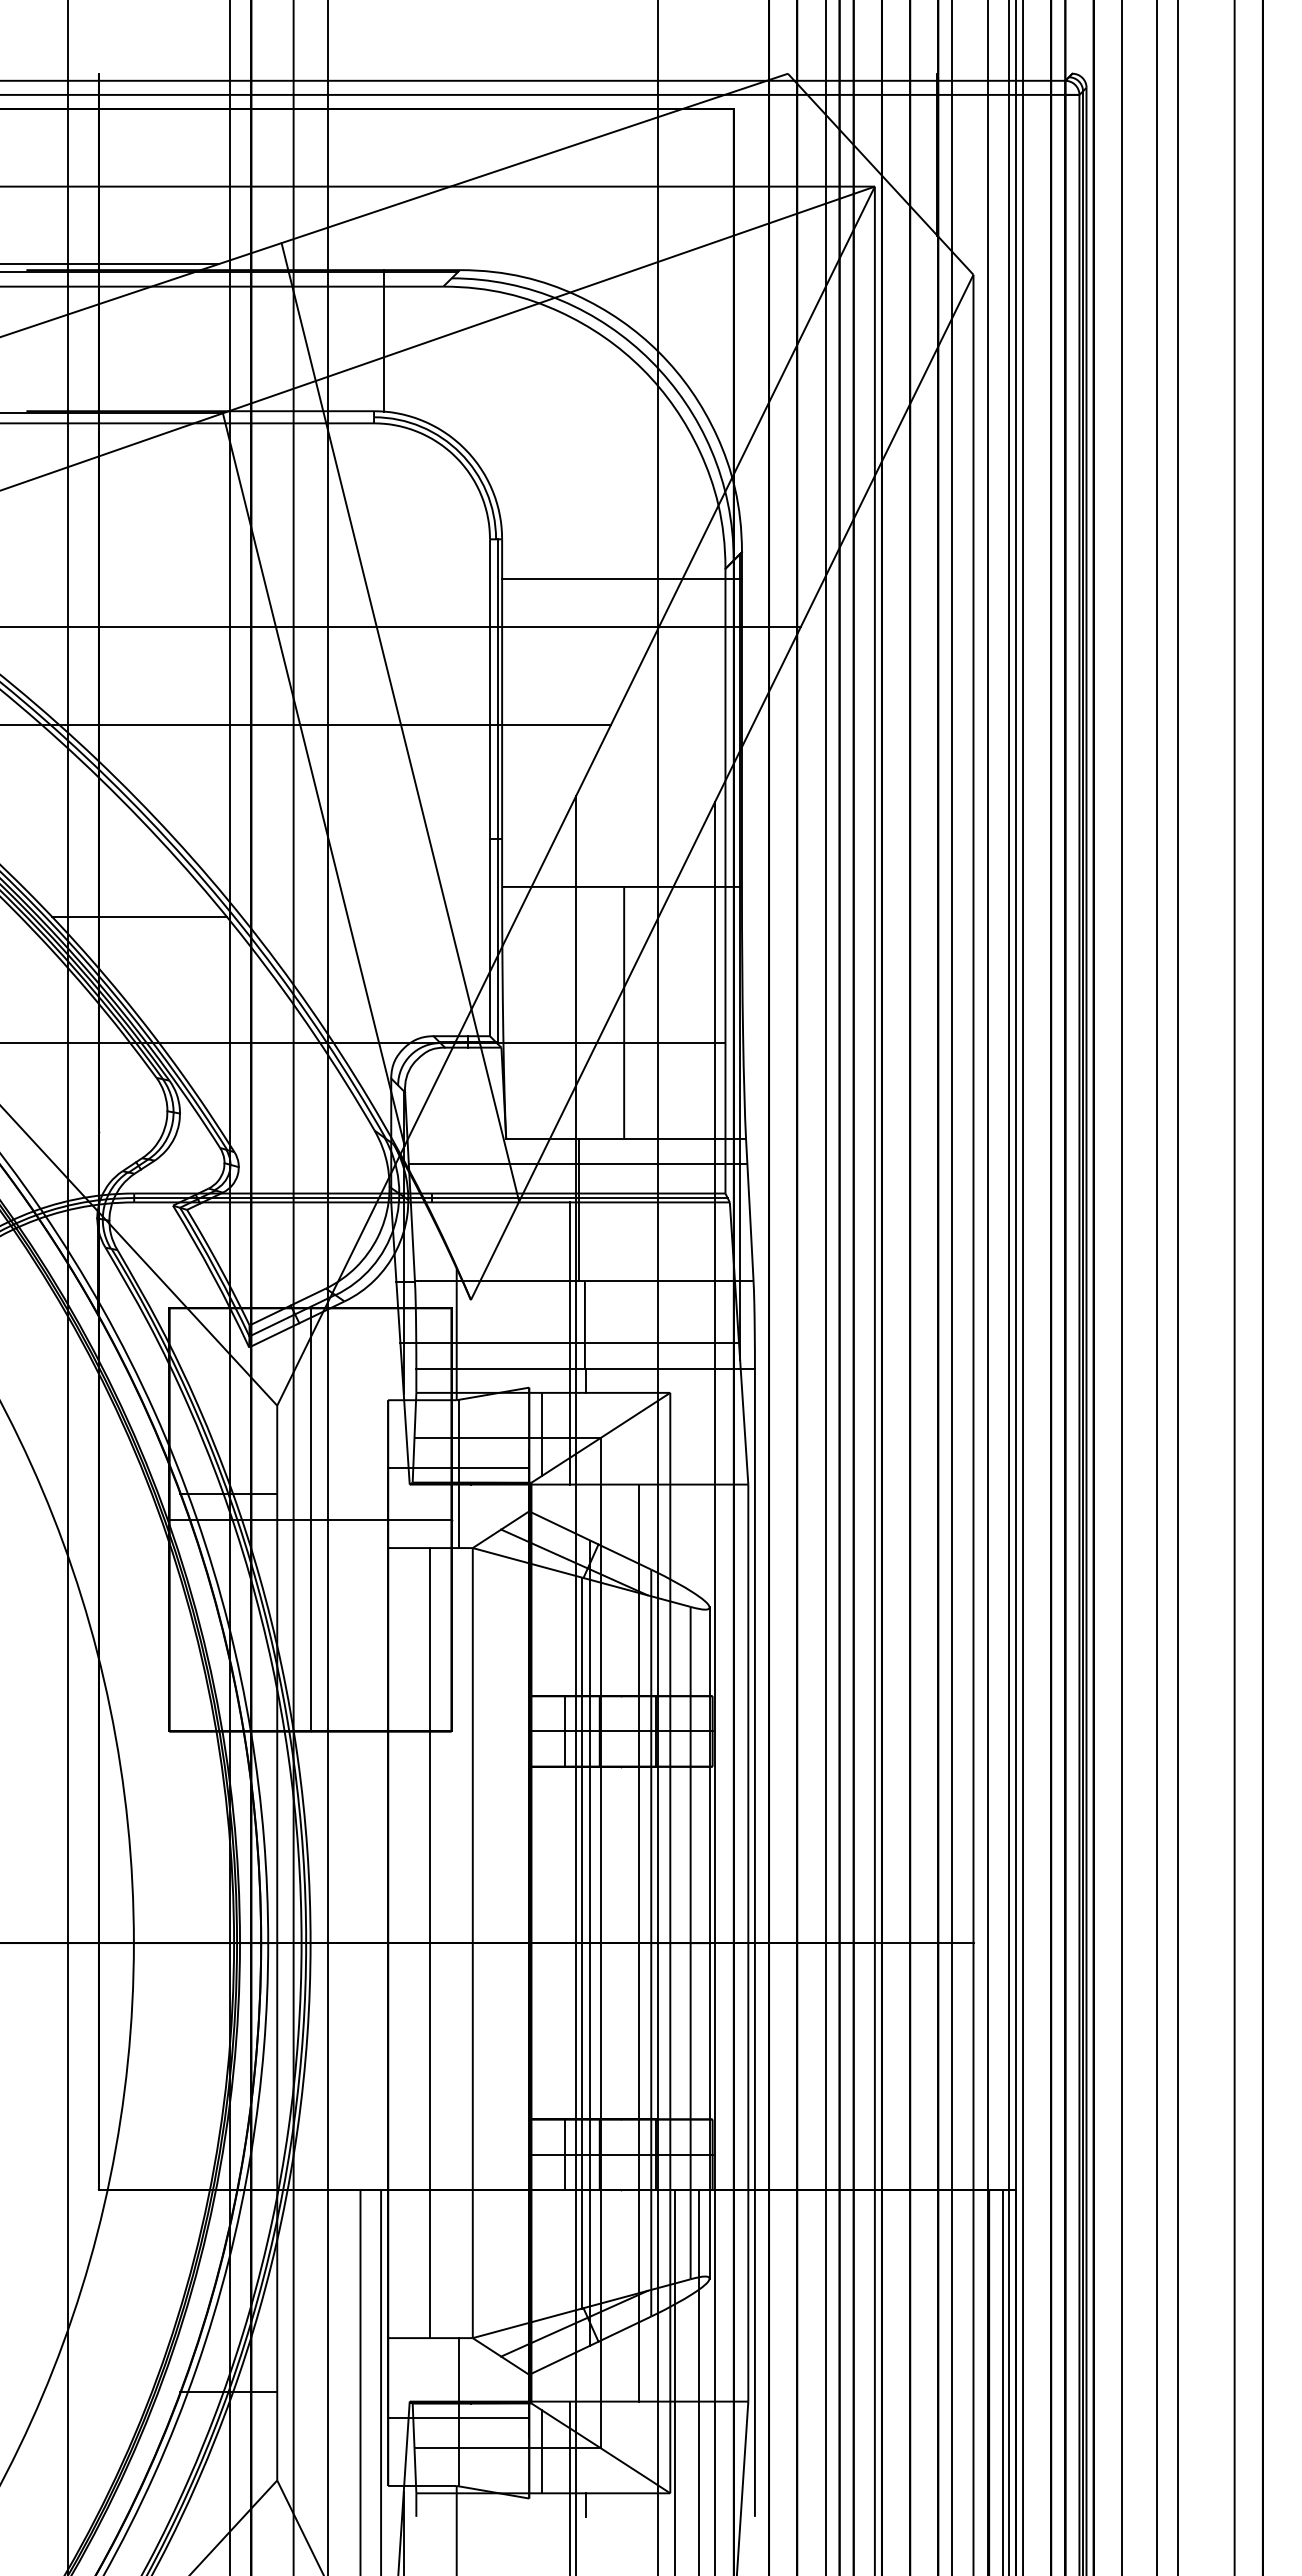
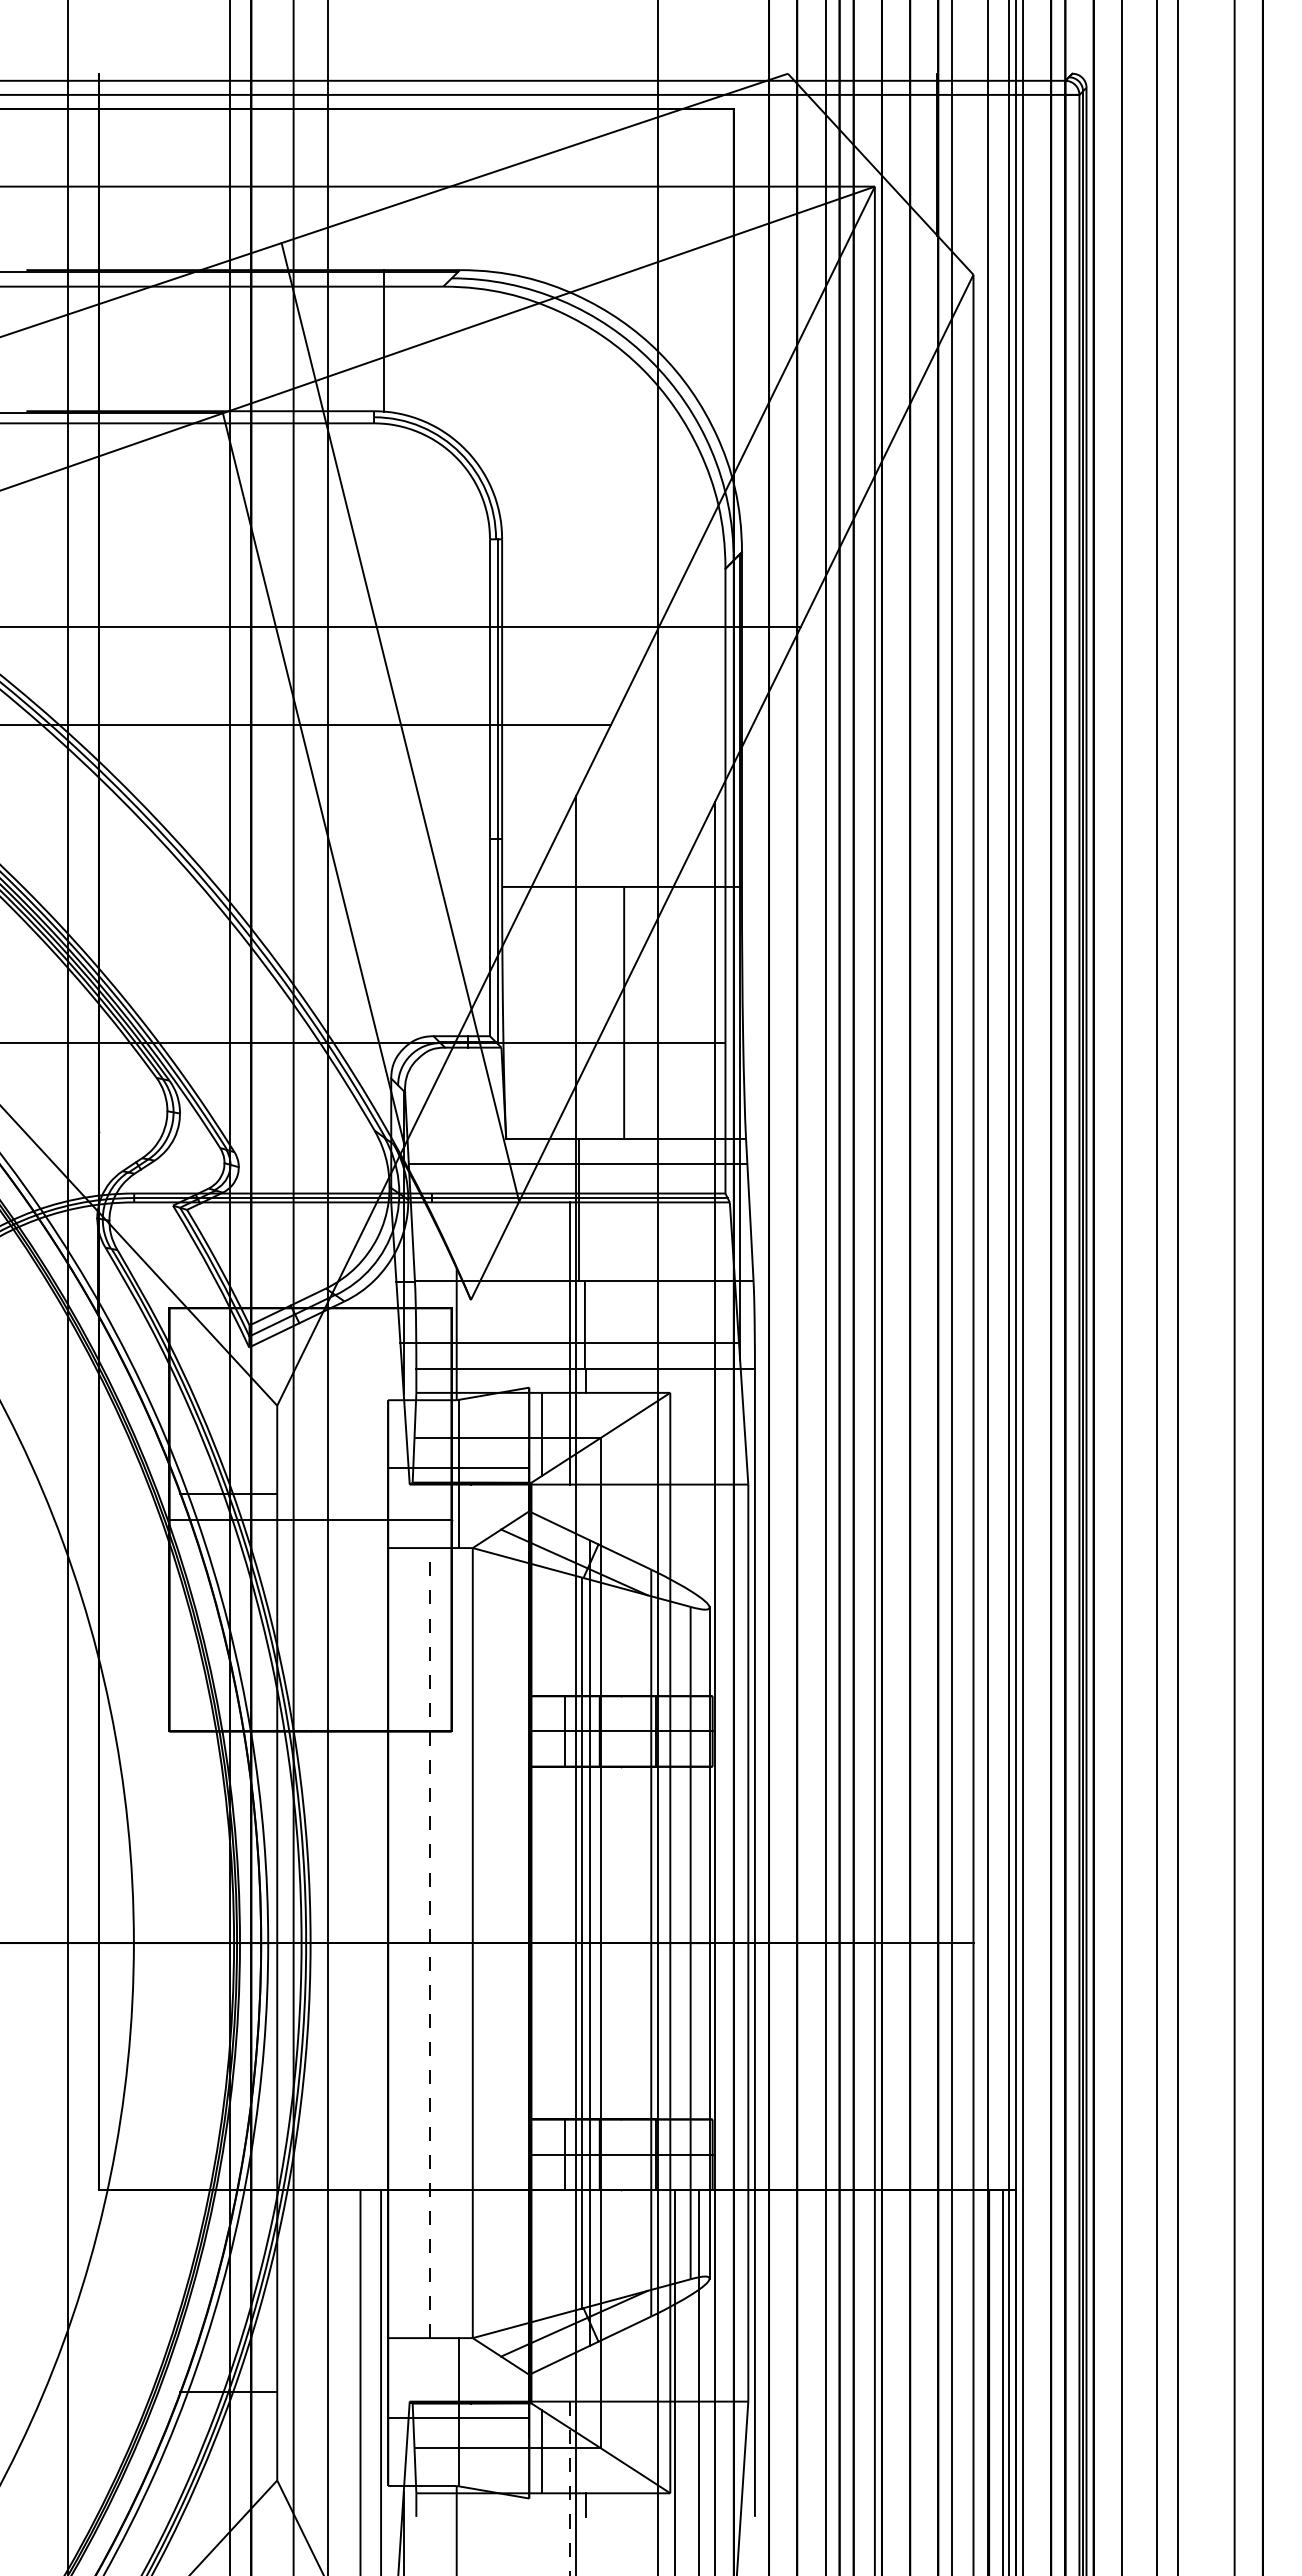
line: present -> none (110, 264)
line: present -> none (621, 578)
line: present -> none (138, 916)
line: present -> none (310, 1519)
line: solid -> dashed (430, 1942)
line: present -> none (638, 1942)
line: solid -> dashed (569, 2488)
